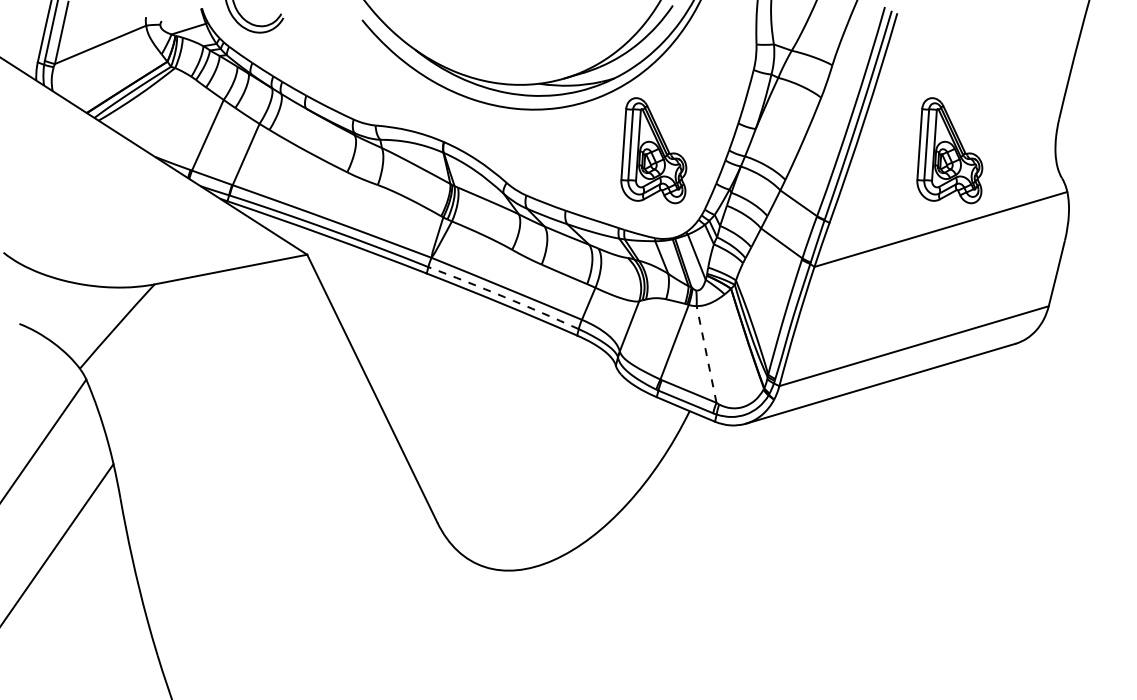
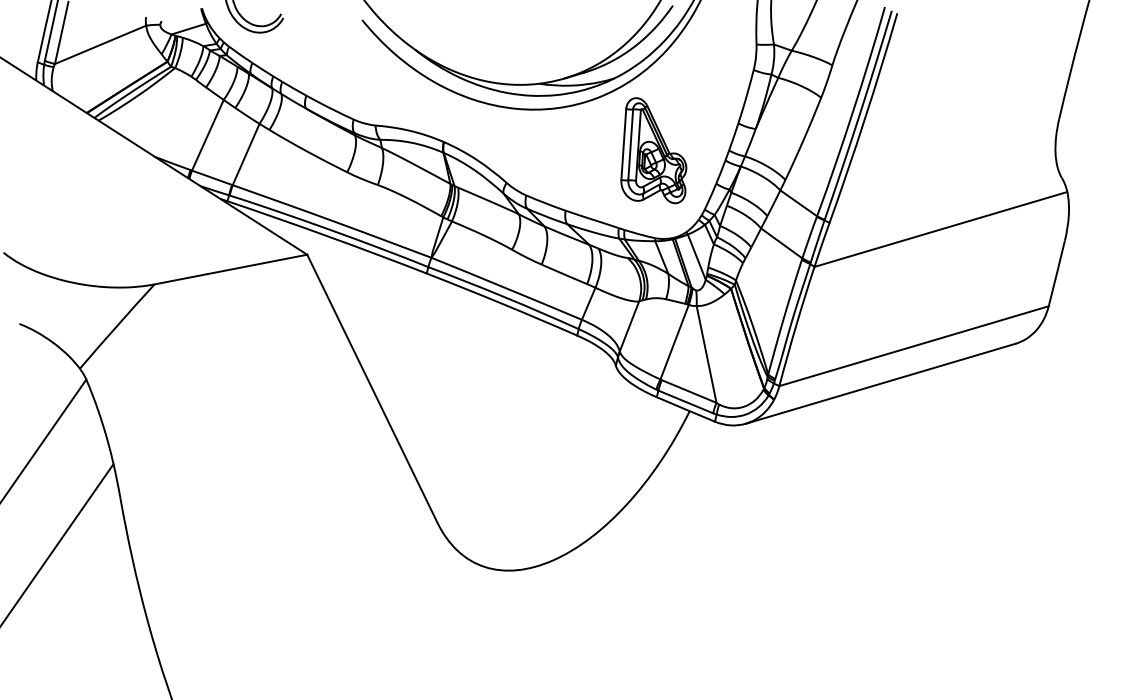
part: present -> none (949, 150)
arc: dashed -> solid (504, 296)
line: dashed -> solid (706, 353)
